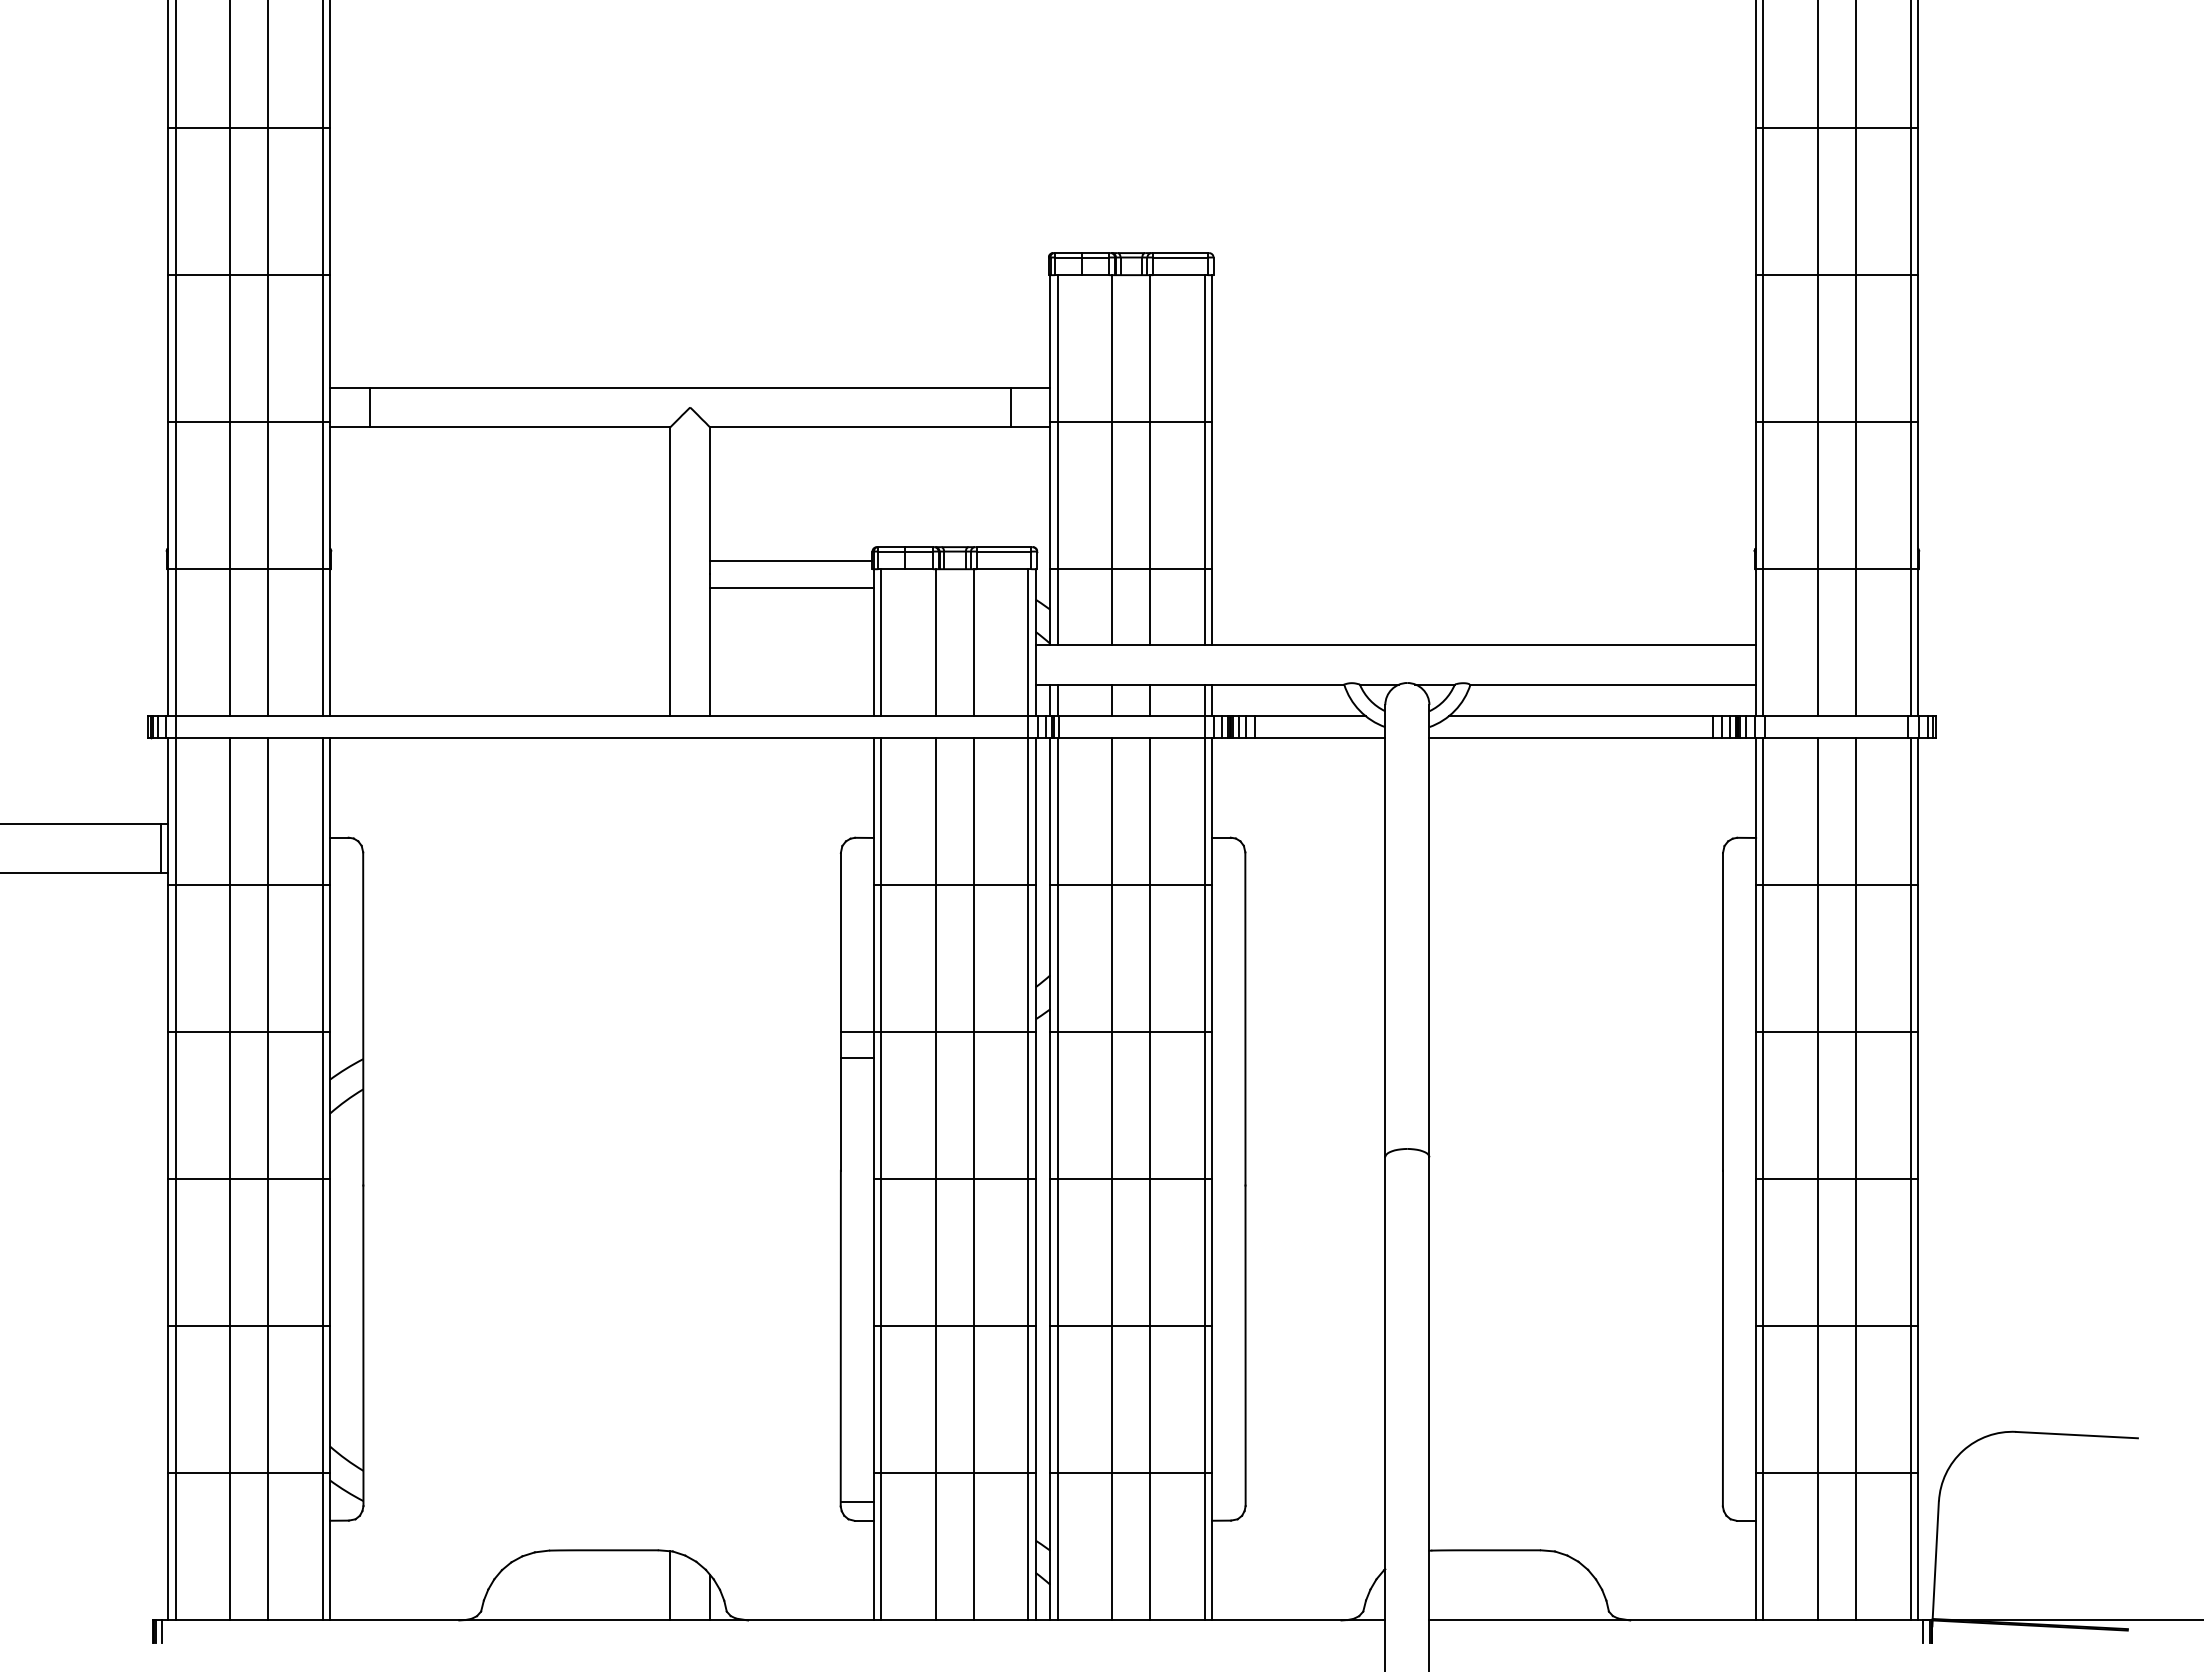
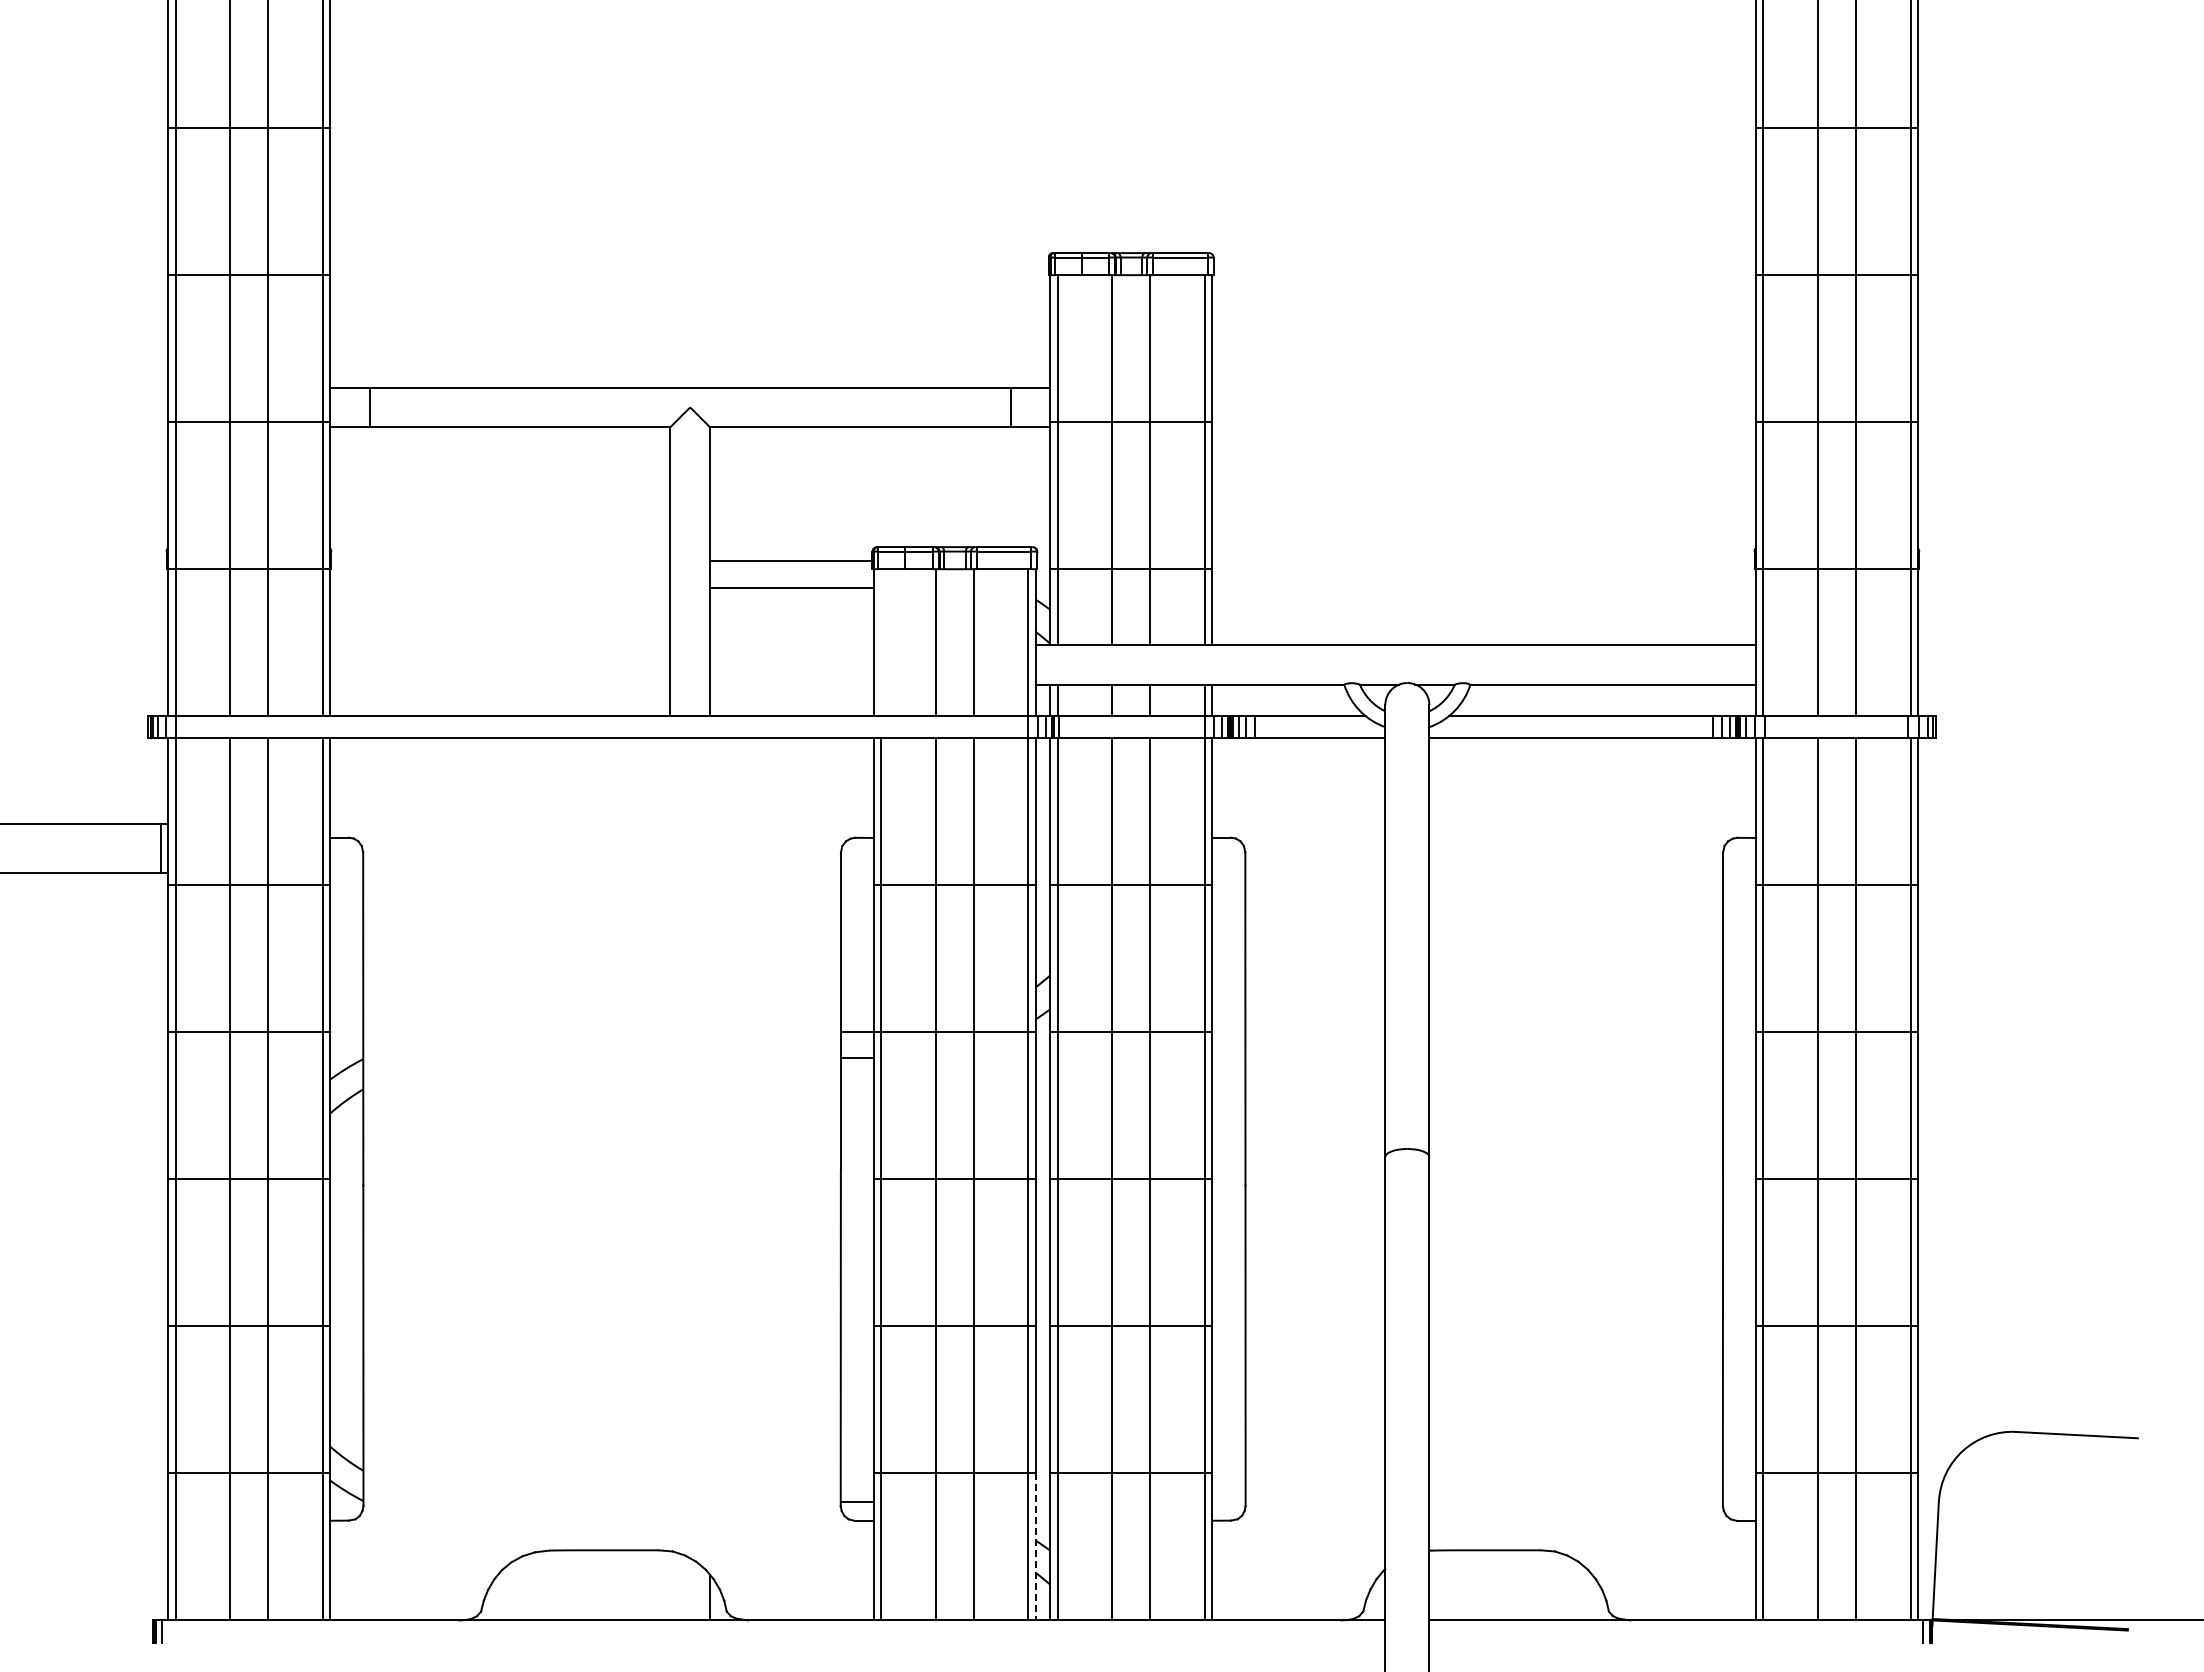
line: present -> none (881, 642)
line: solid -> dashed (1035, 1546)
line: present -> none (670, 1585)
